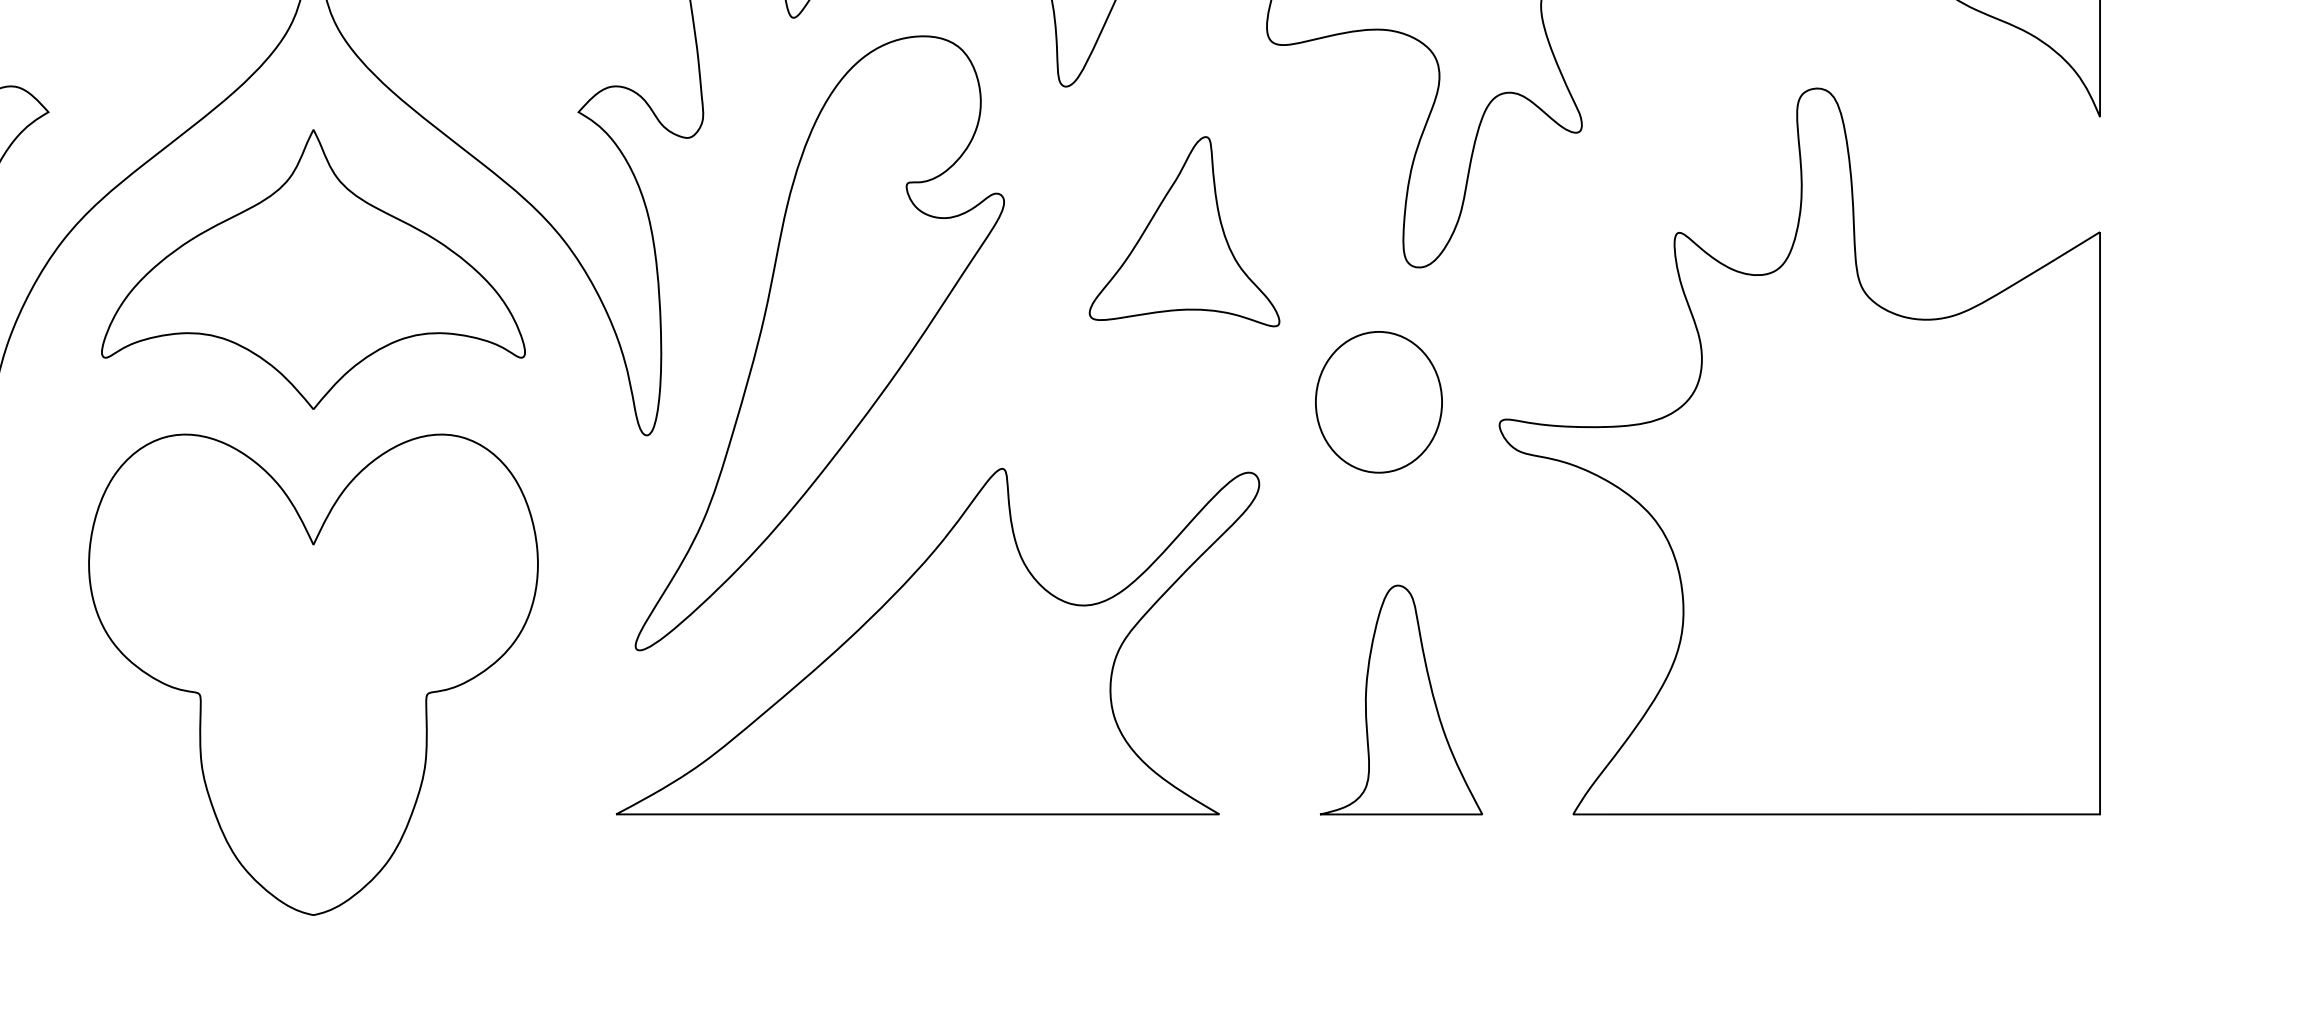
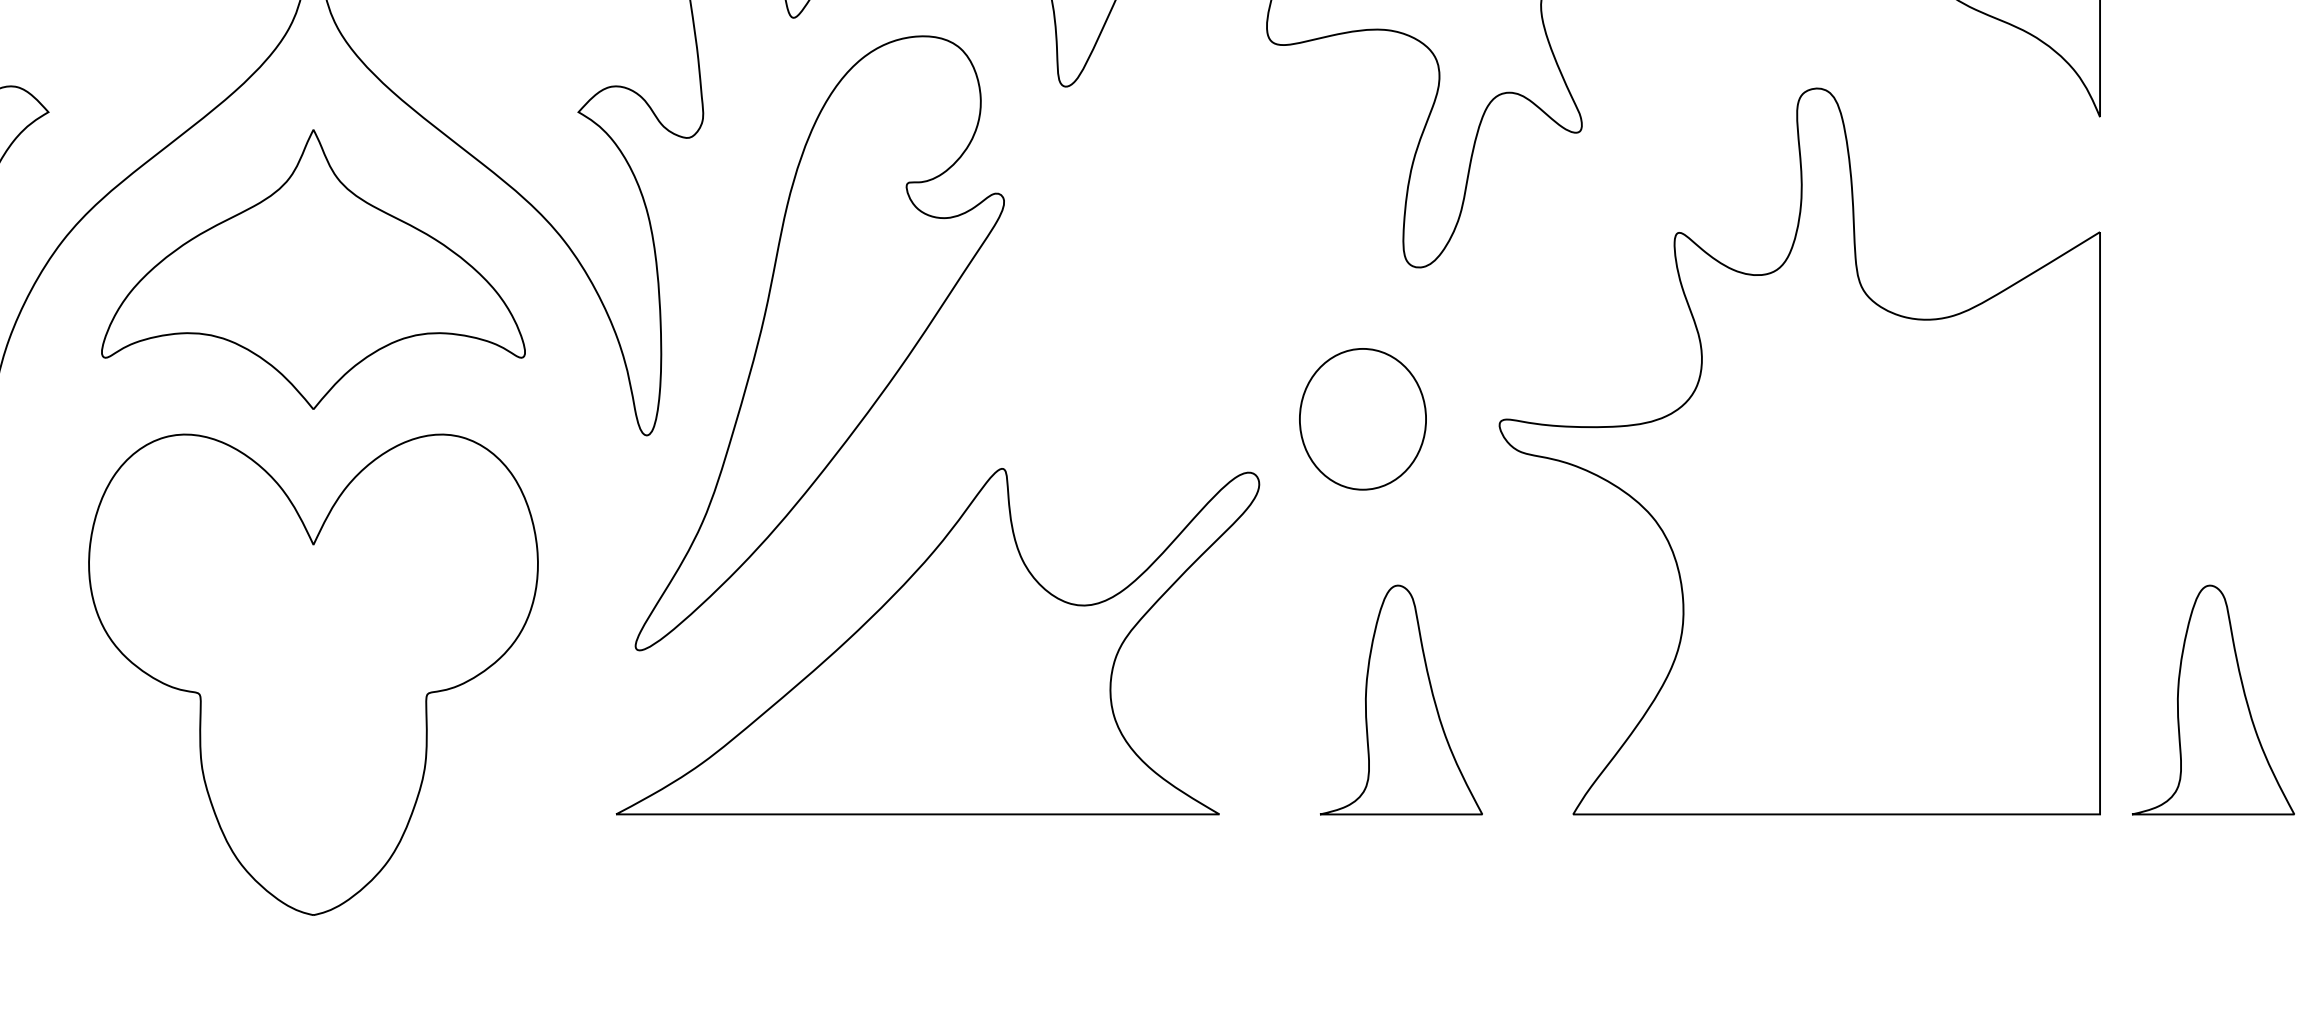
part: present -> none (1184, 231)
part position: (1378, 402) -> (1362, 419) (1362, 419)
part: none -> present (2213, 699)
